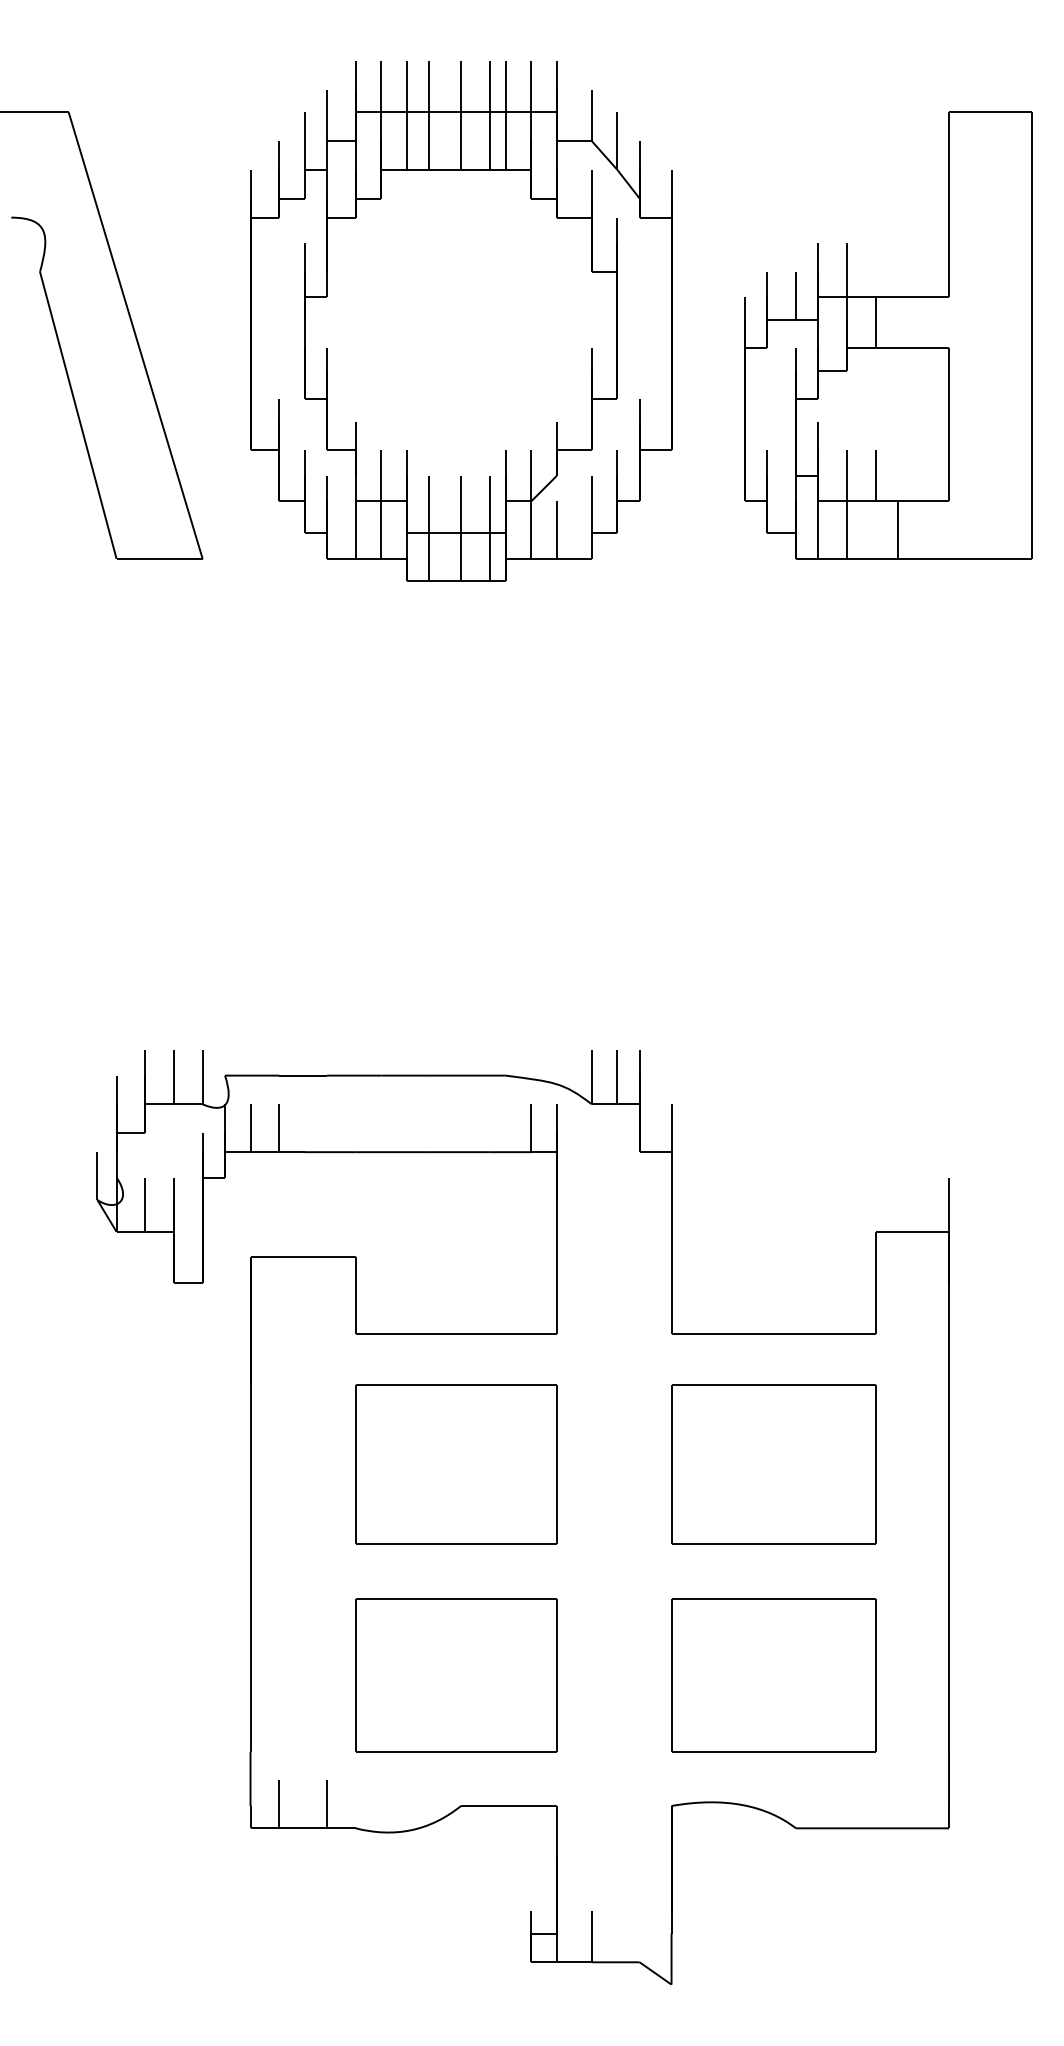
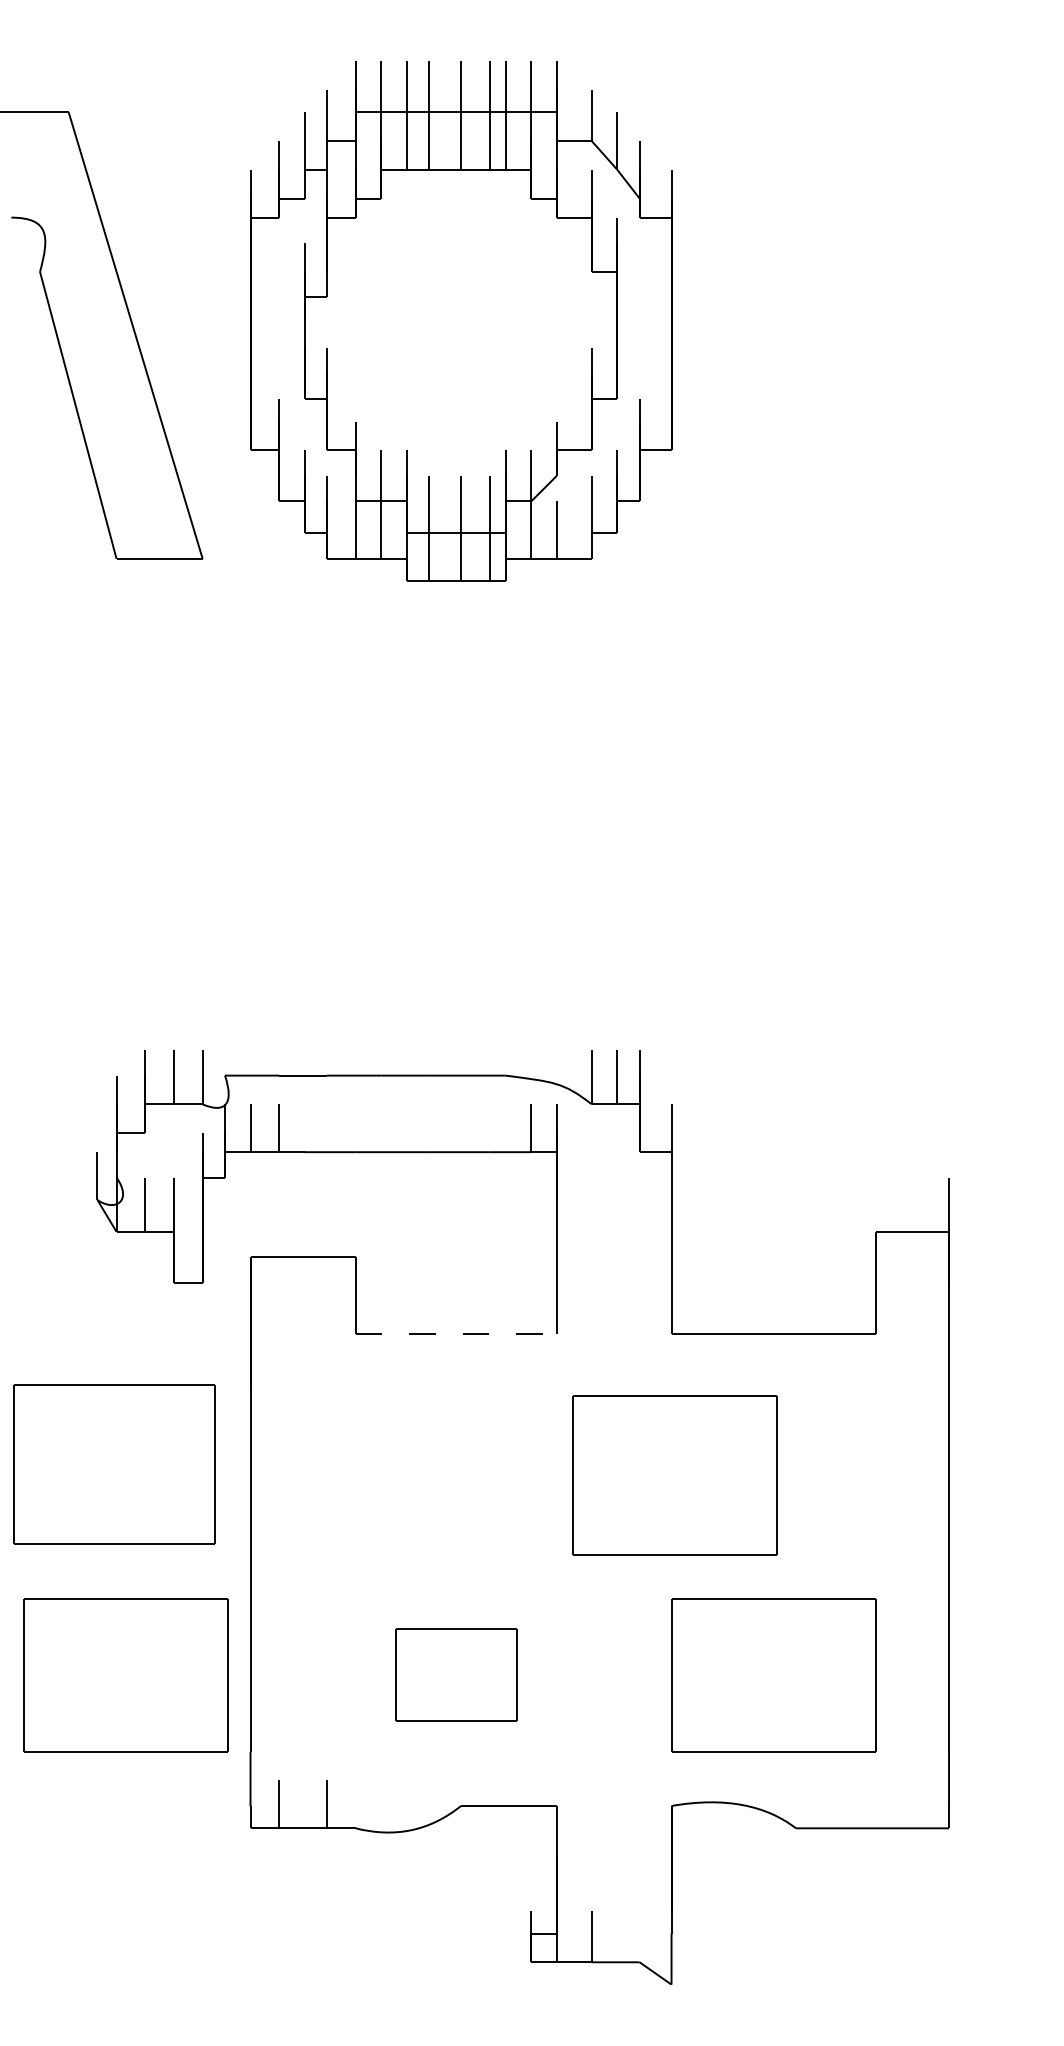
part: present -> none (888, 335)
line: solid -> dashed (456, 1333)
part position: (456, 1464) -> (114, 1464) (114, 1464)
part position: (773, 1464) -> (674, 1475) (674, 1475)
part: none -> present (125, 1675)
part size: 203x155 px -> 123x94 px (456, 1674)
